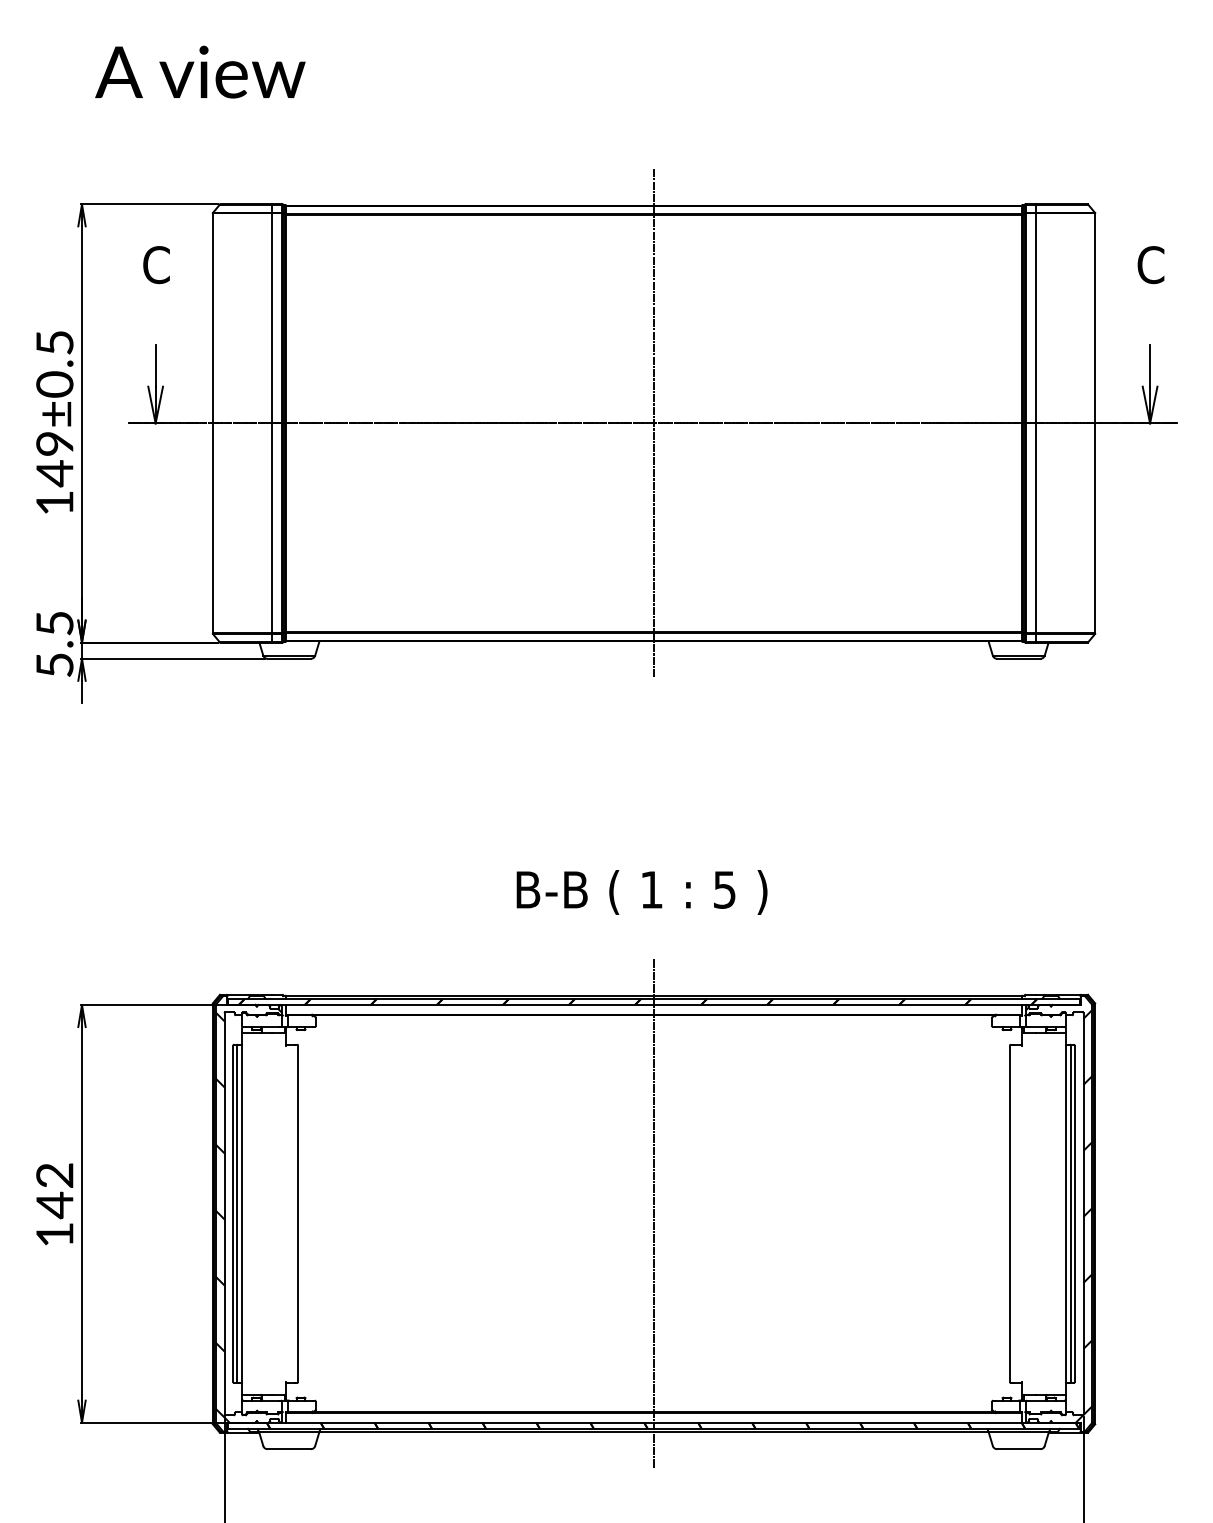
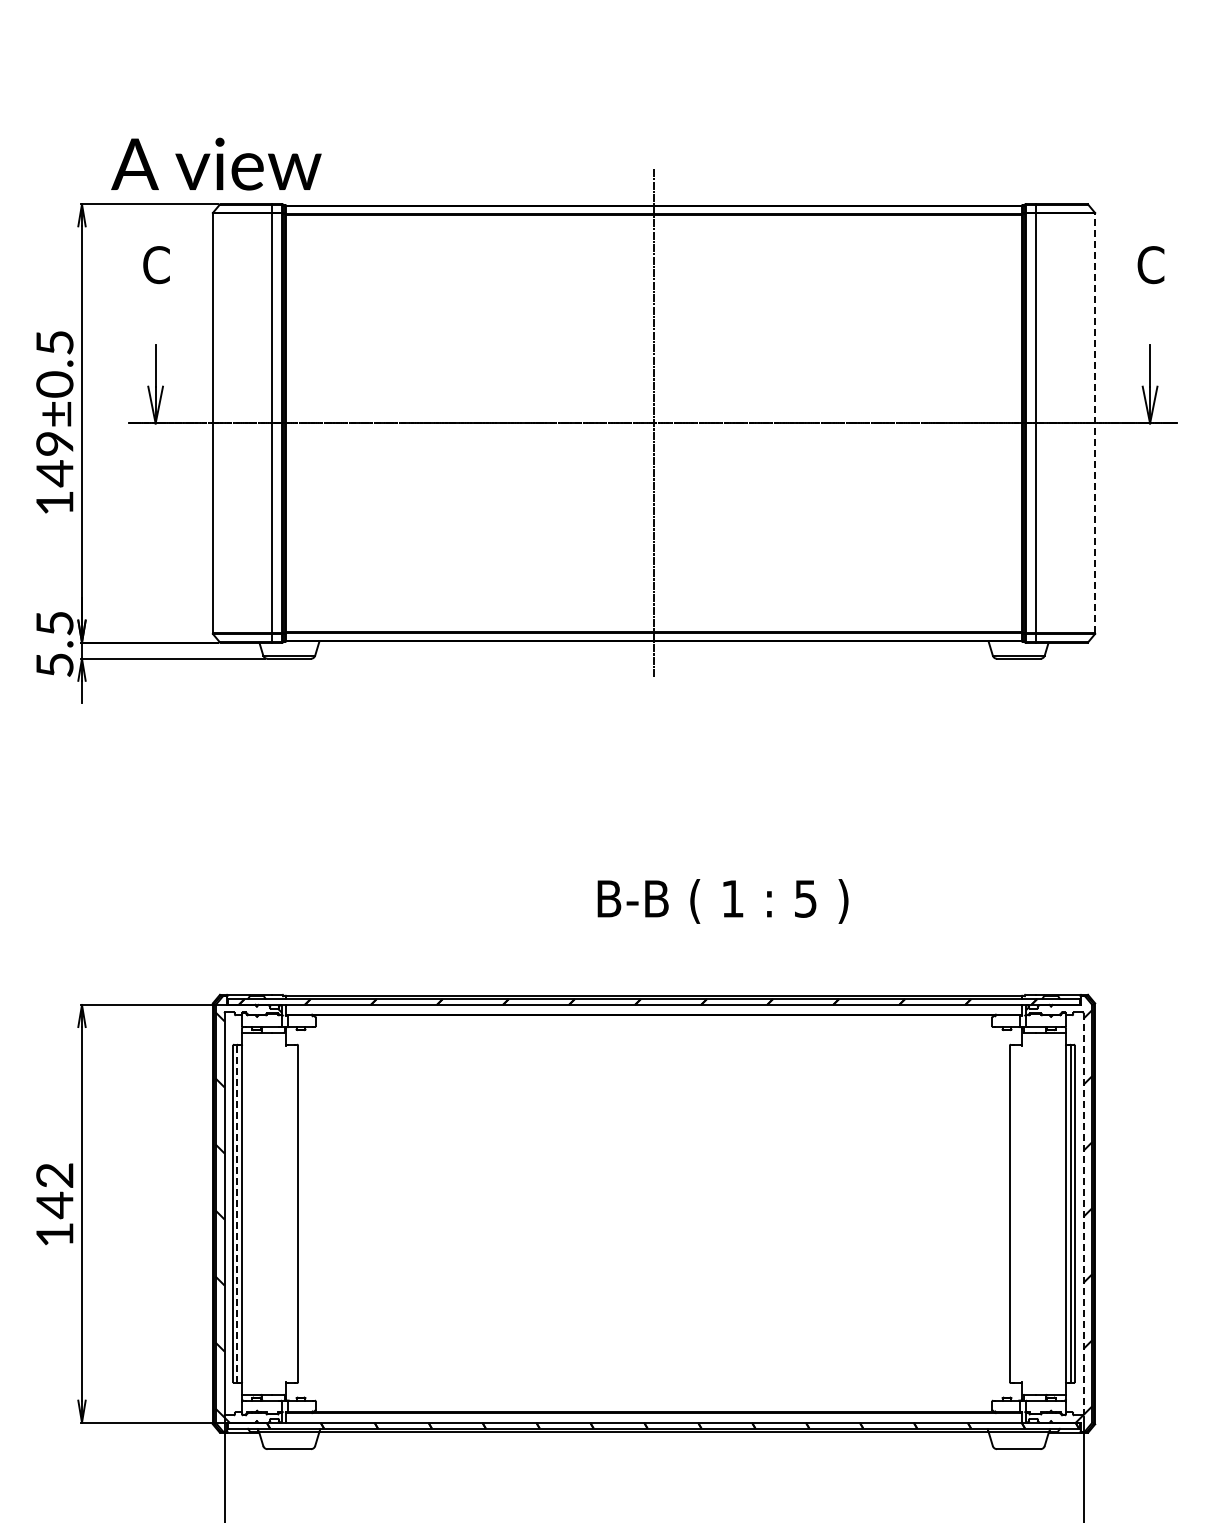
text position: (200, 71) -> (216, 163) (216, 163)
line: solid -> dashed (1095, 422)
text position: (641, 892) -> (722, 901) (722, 901)
line: present -> none (654, 1213)
line: solid -> dashed (1083, 1213)
line: solid -> dashed (237, 1214)
